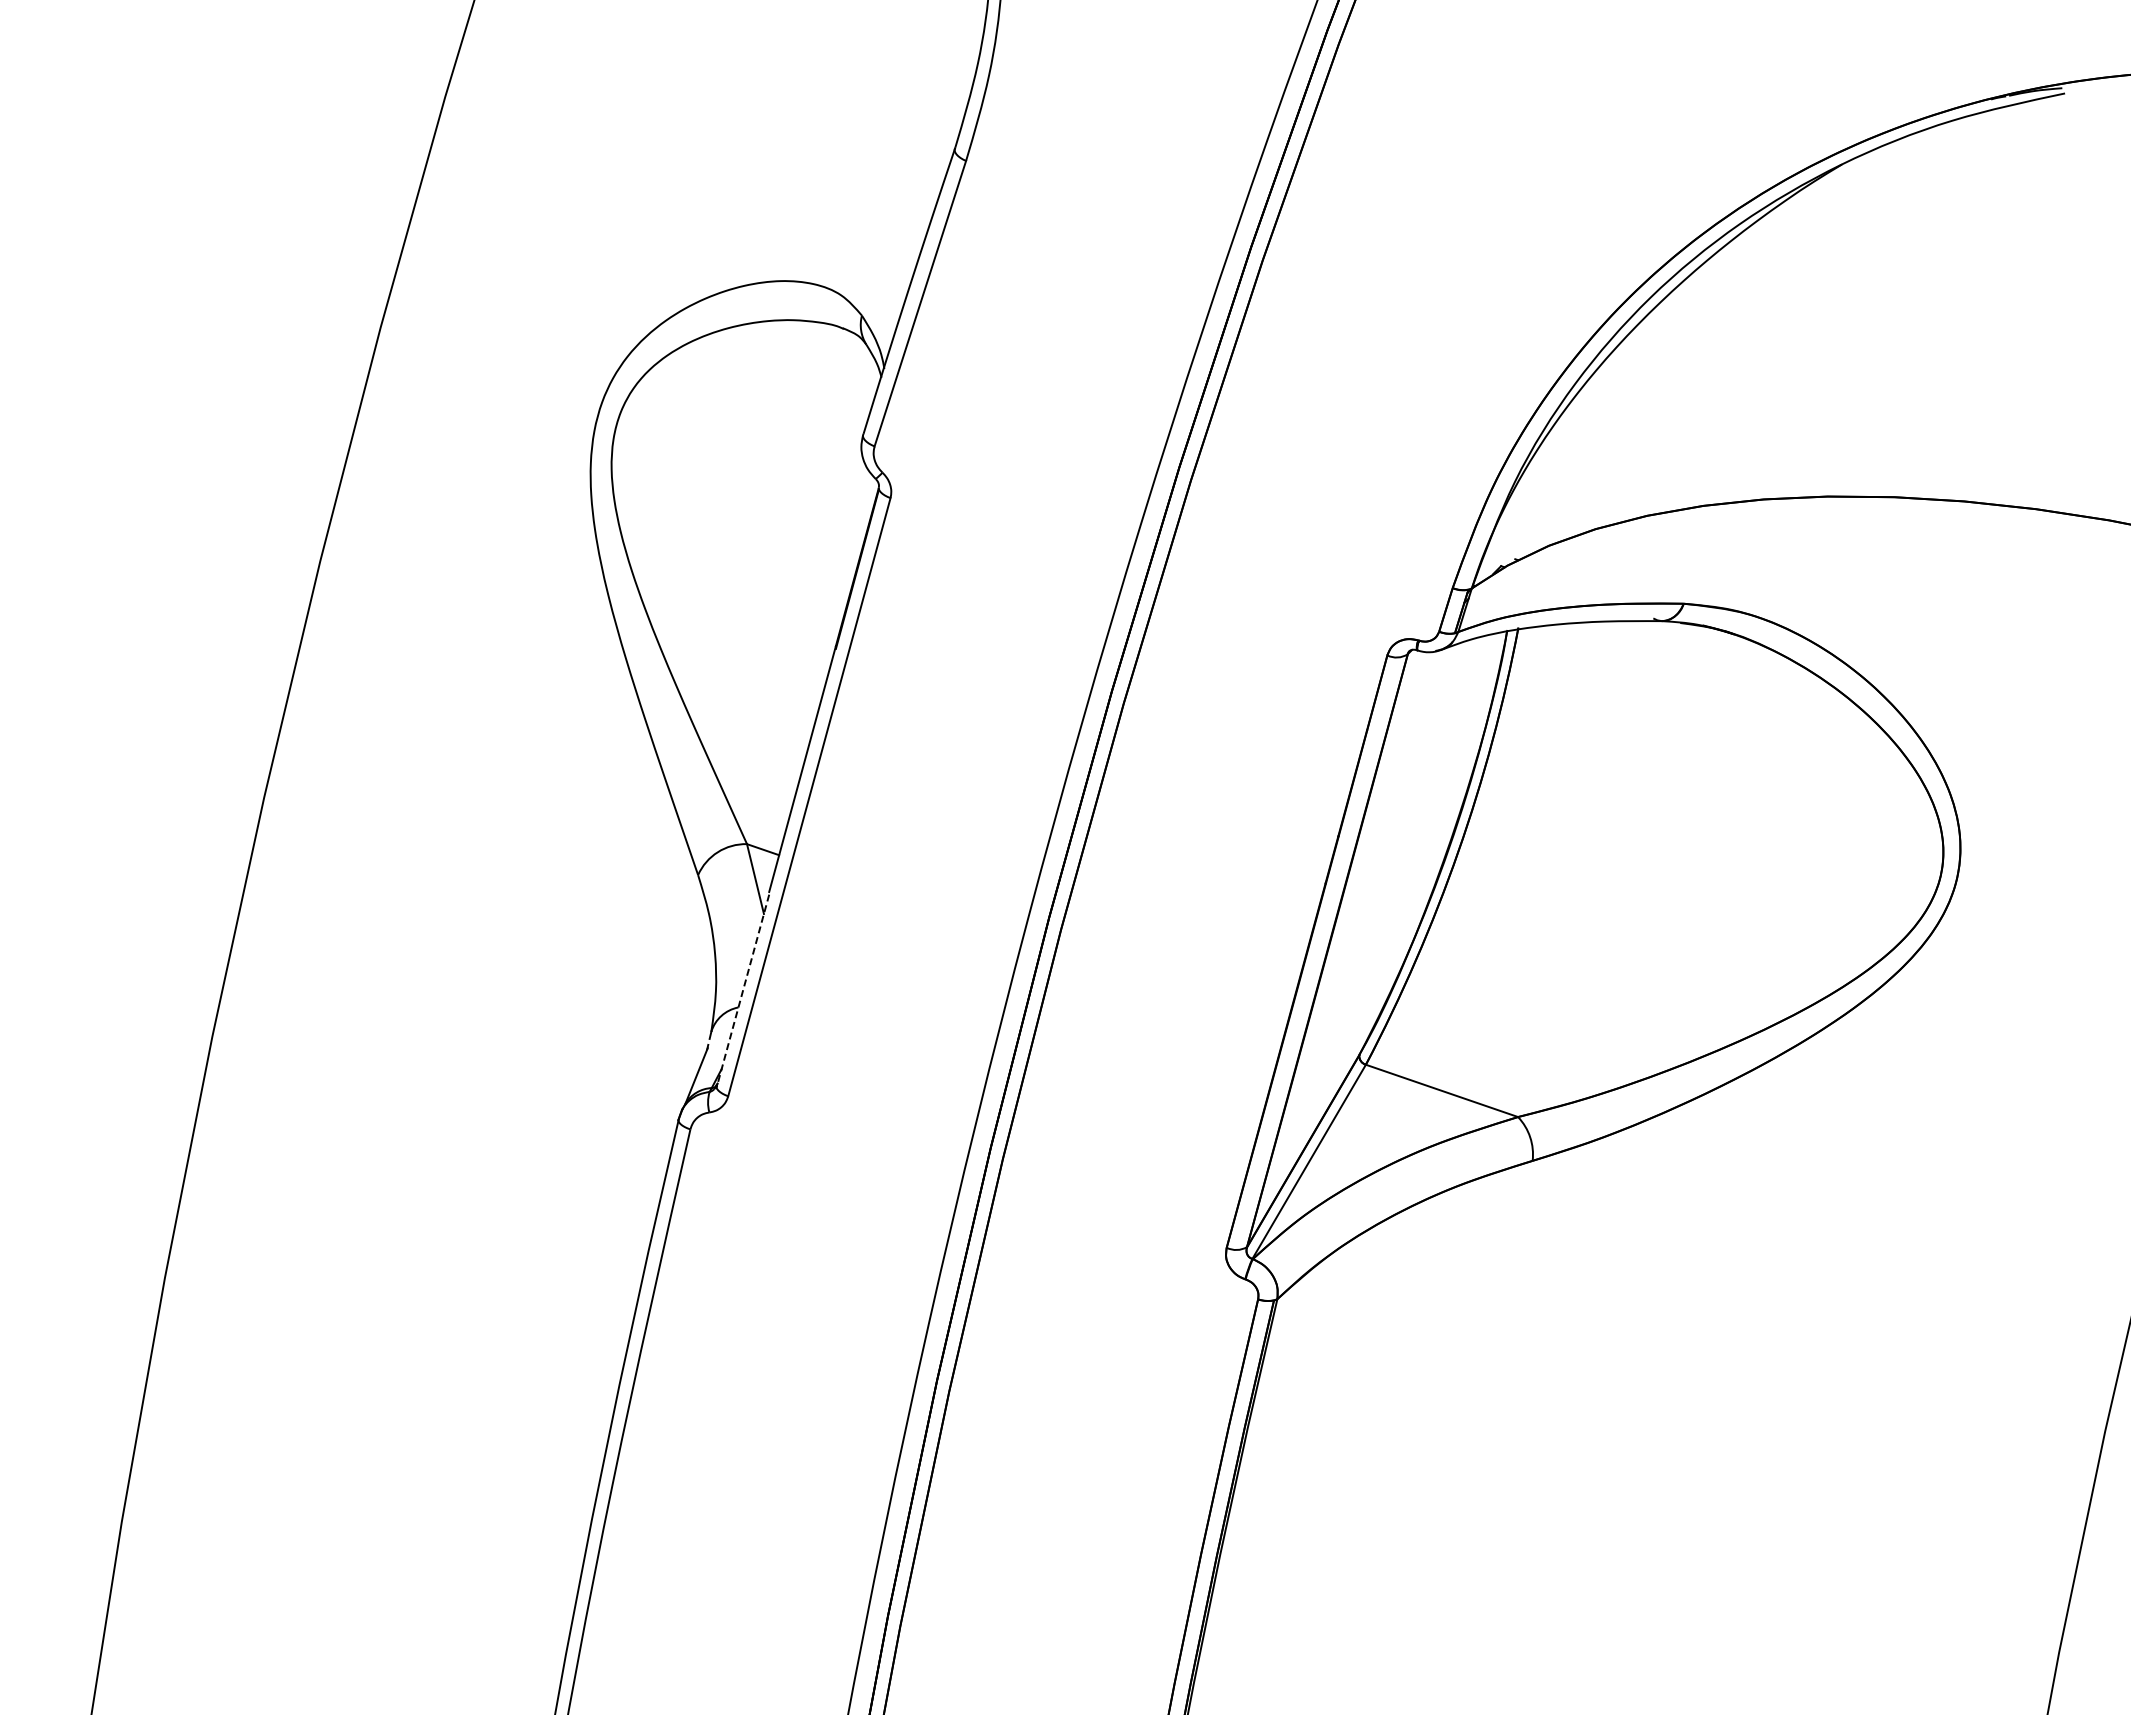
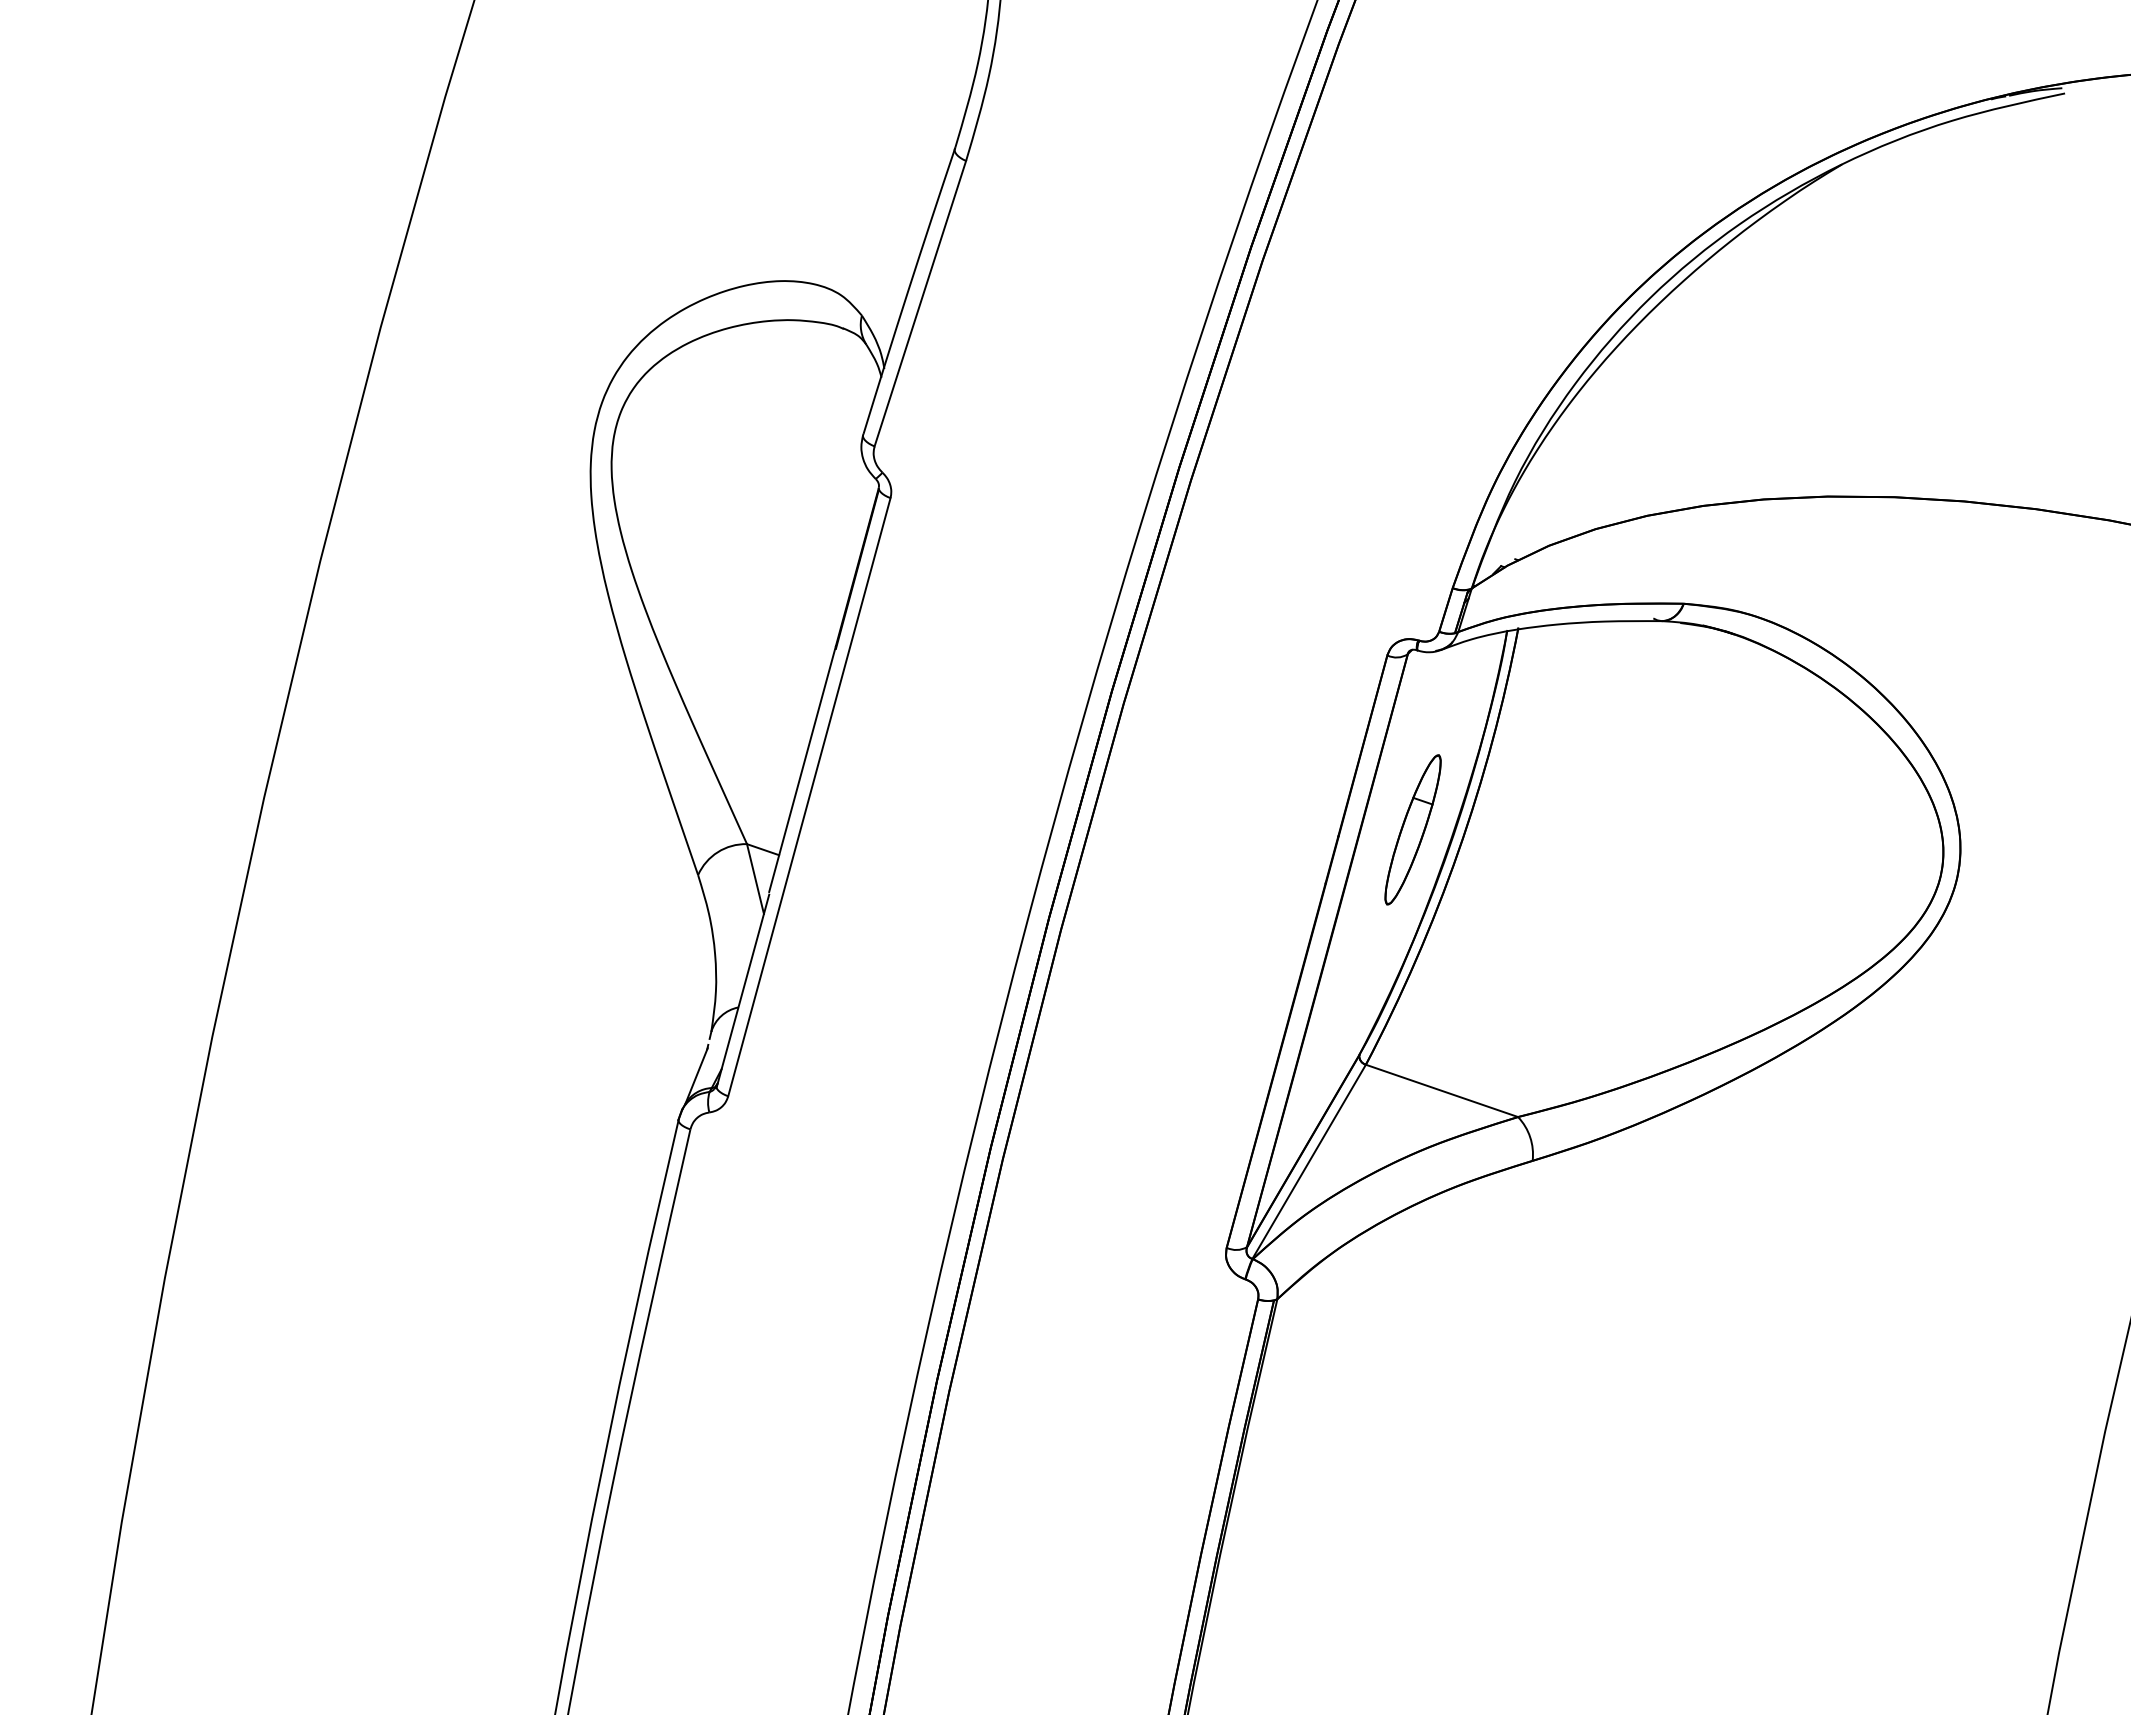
part: none -> present (1412, 829)
line: dashed -> solid (742, 991)
